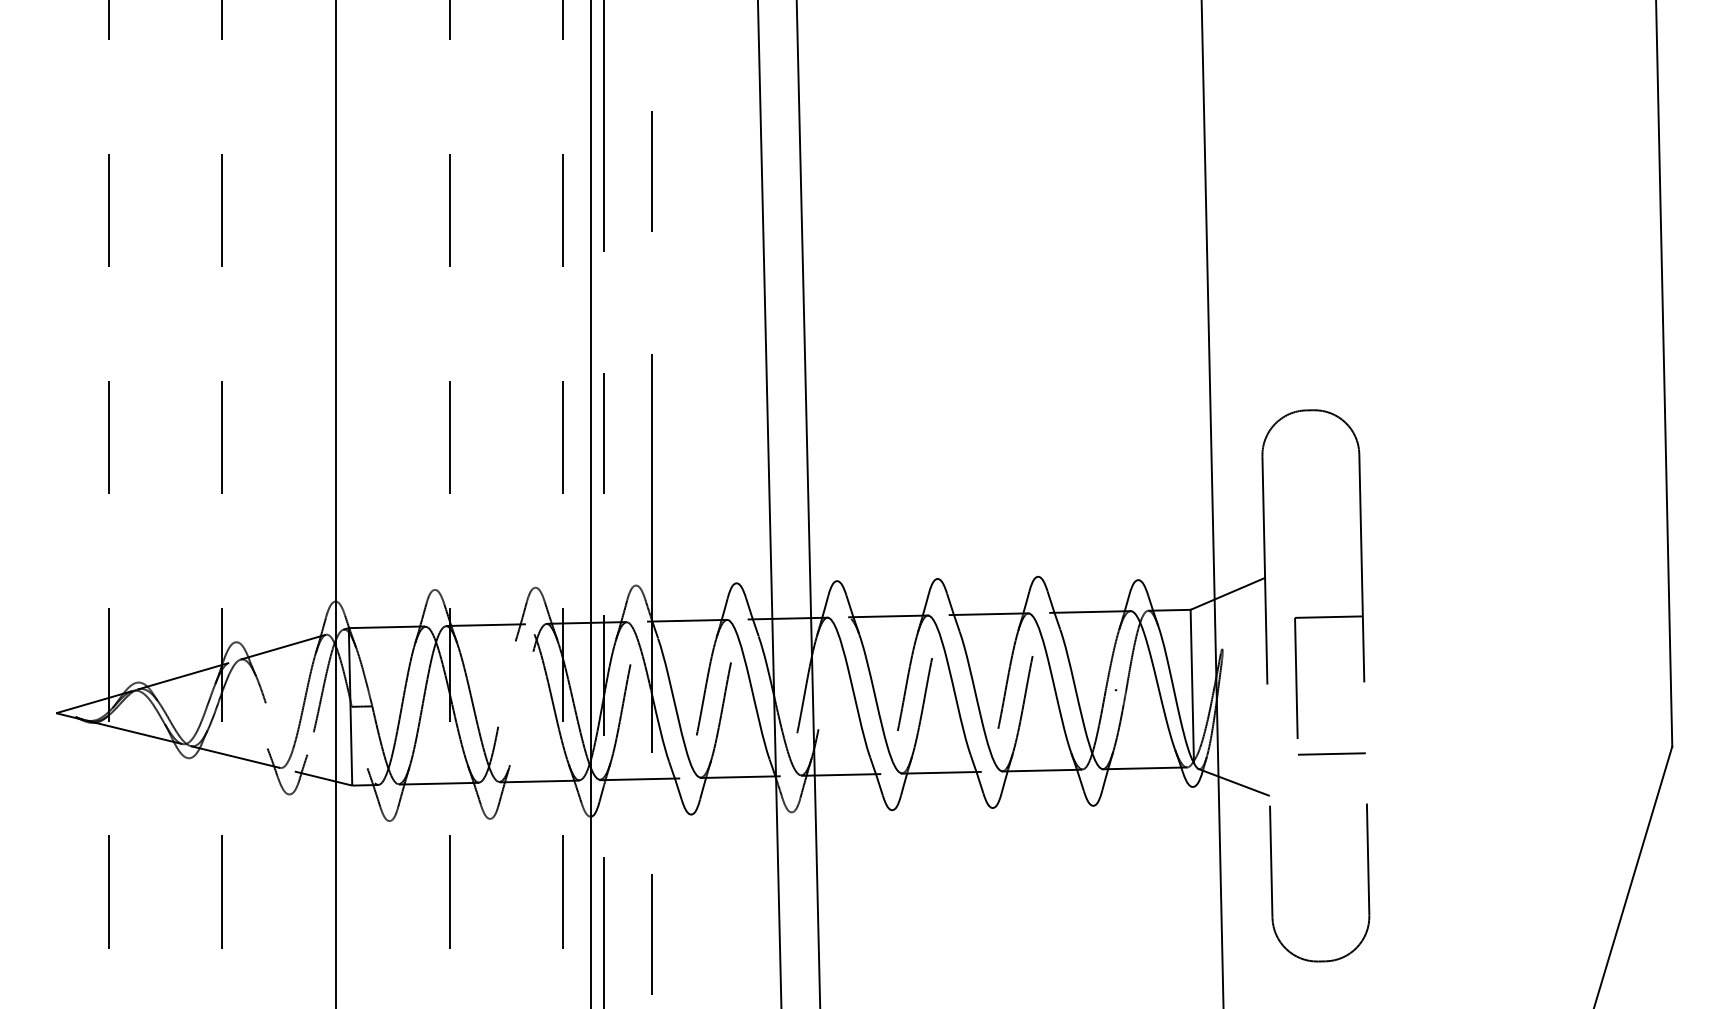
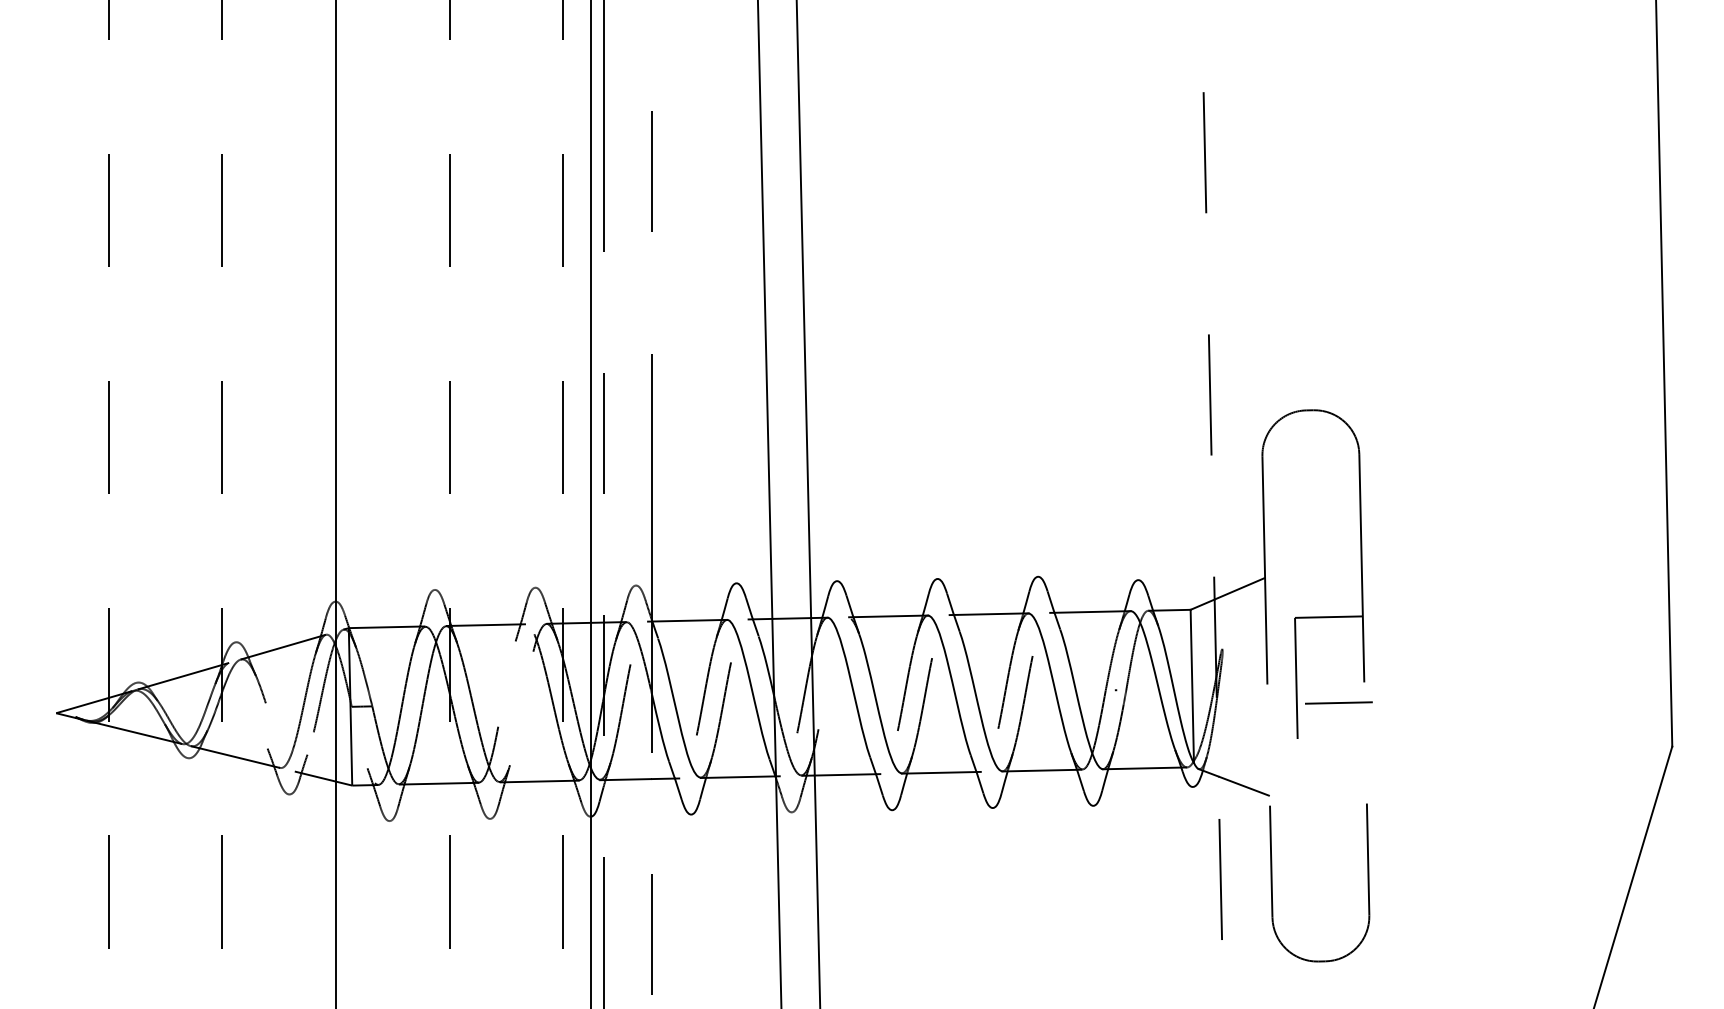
line: solid -> dashed (1212, 503)
line position: (1331, 753) -> (1338, 702) (1338, 702)
